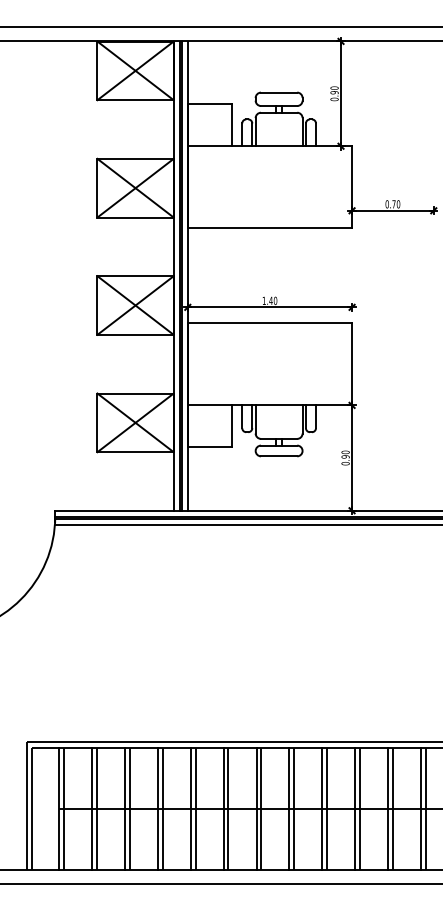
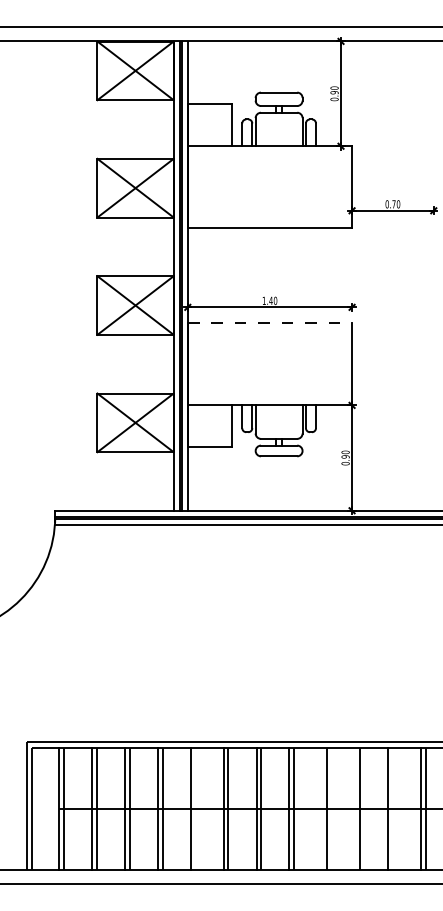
line: solid -> dashed (270, 323)
line: present -> none (195, 808)
line: present -> none (322, 808)
line: present -> none (355, 808)
line: present -> none (392, 808)
